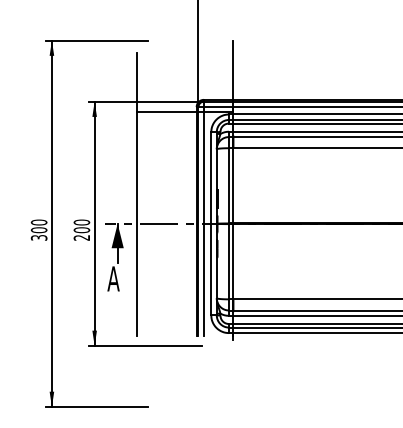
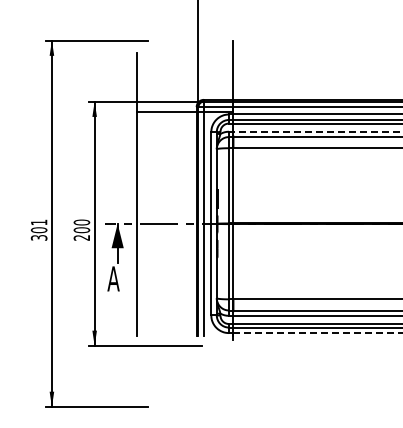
line: solid -> dashed (317, 131)
text: 300 -> 301 (38, 222)
line: solid -> dashed (318, 333)
